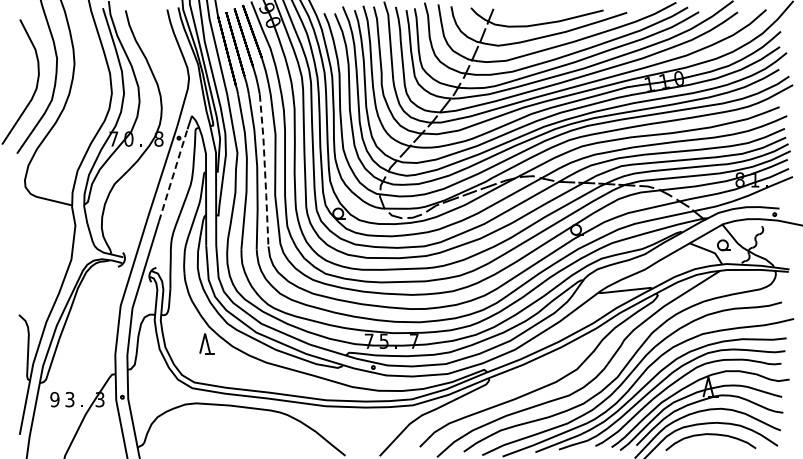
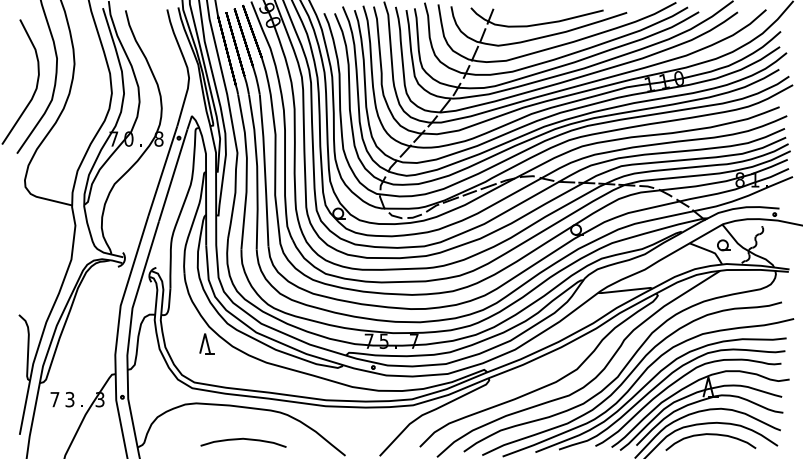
line: dashed -> solid (265, 170)
line: dashed -> solid (173, 174)
text: 9 -> 7 (54, 399)
curve: none -> present (243, 439)
